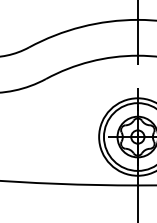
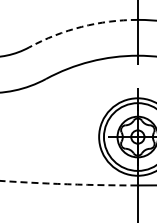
arc: solid -> dashed (81, 26)
arc: solid -> dashed (68, 184)
